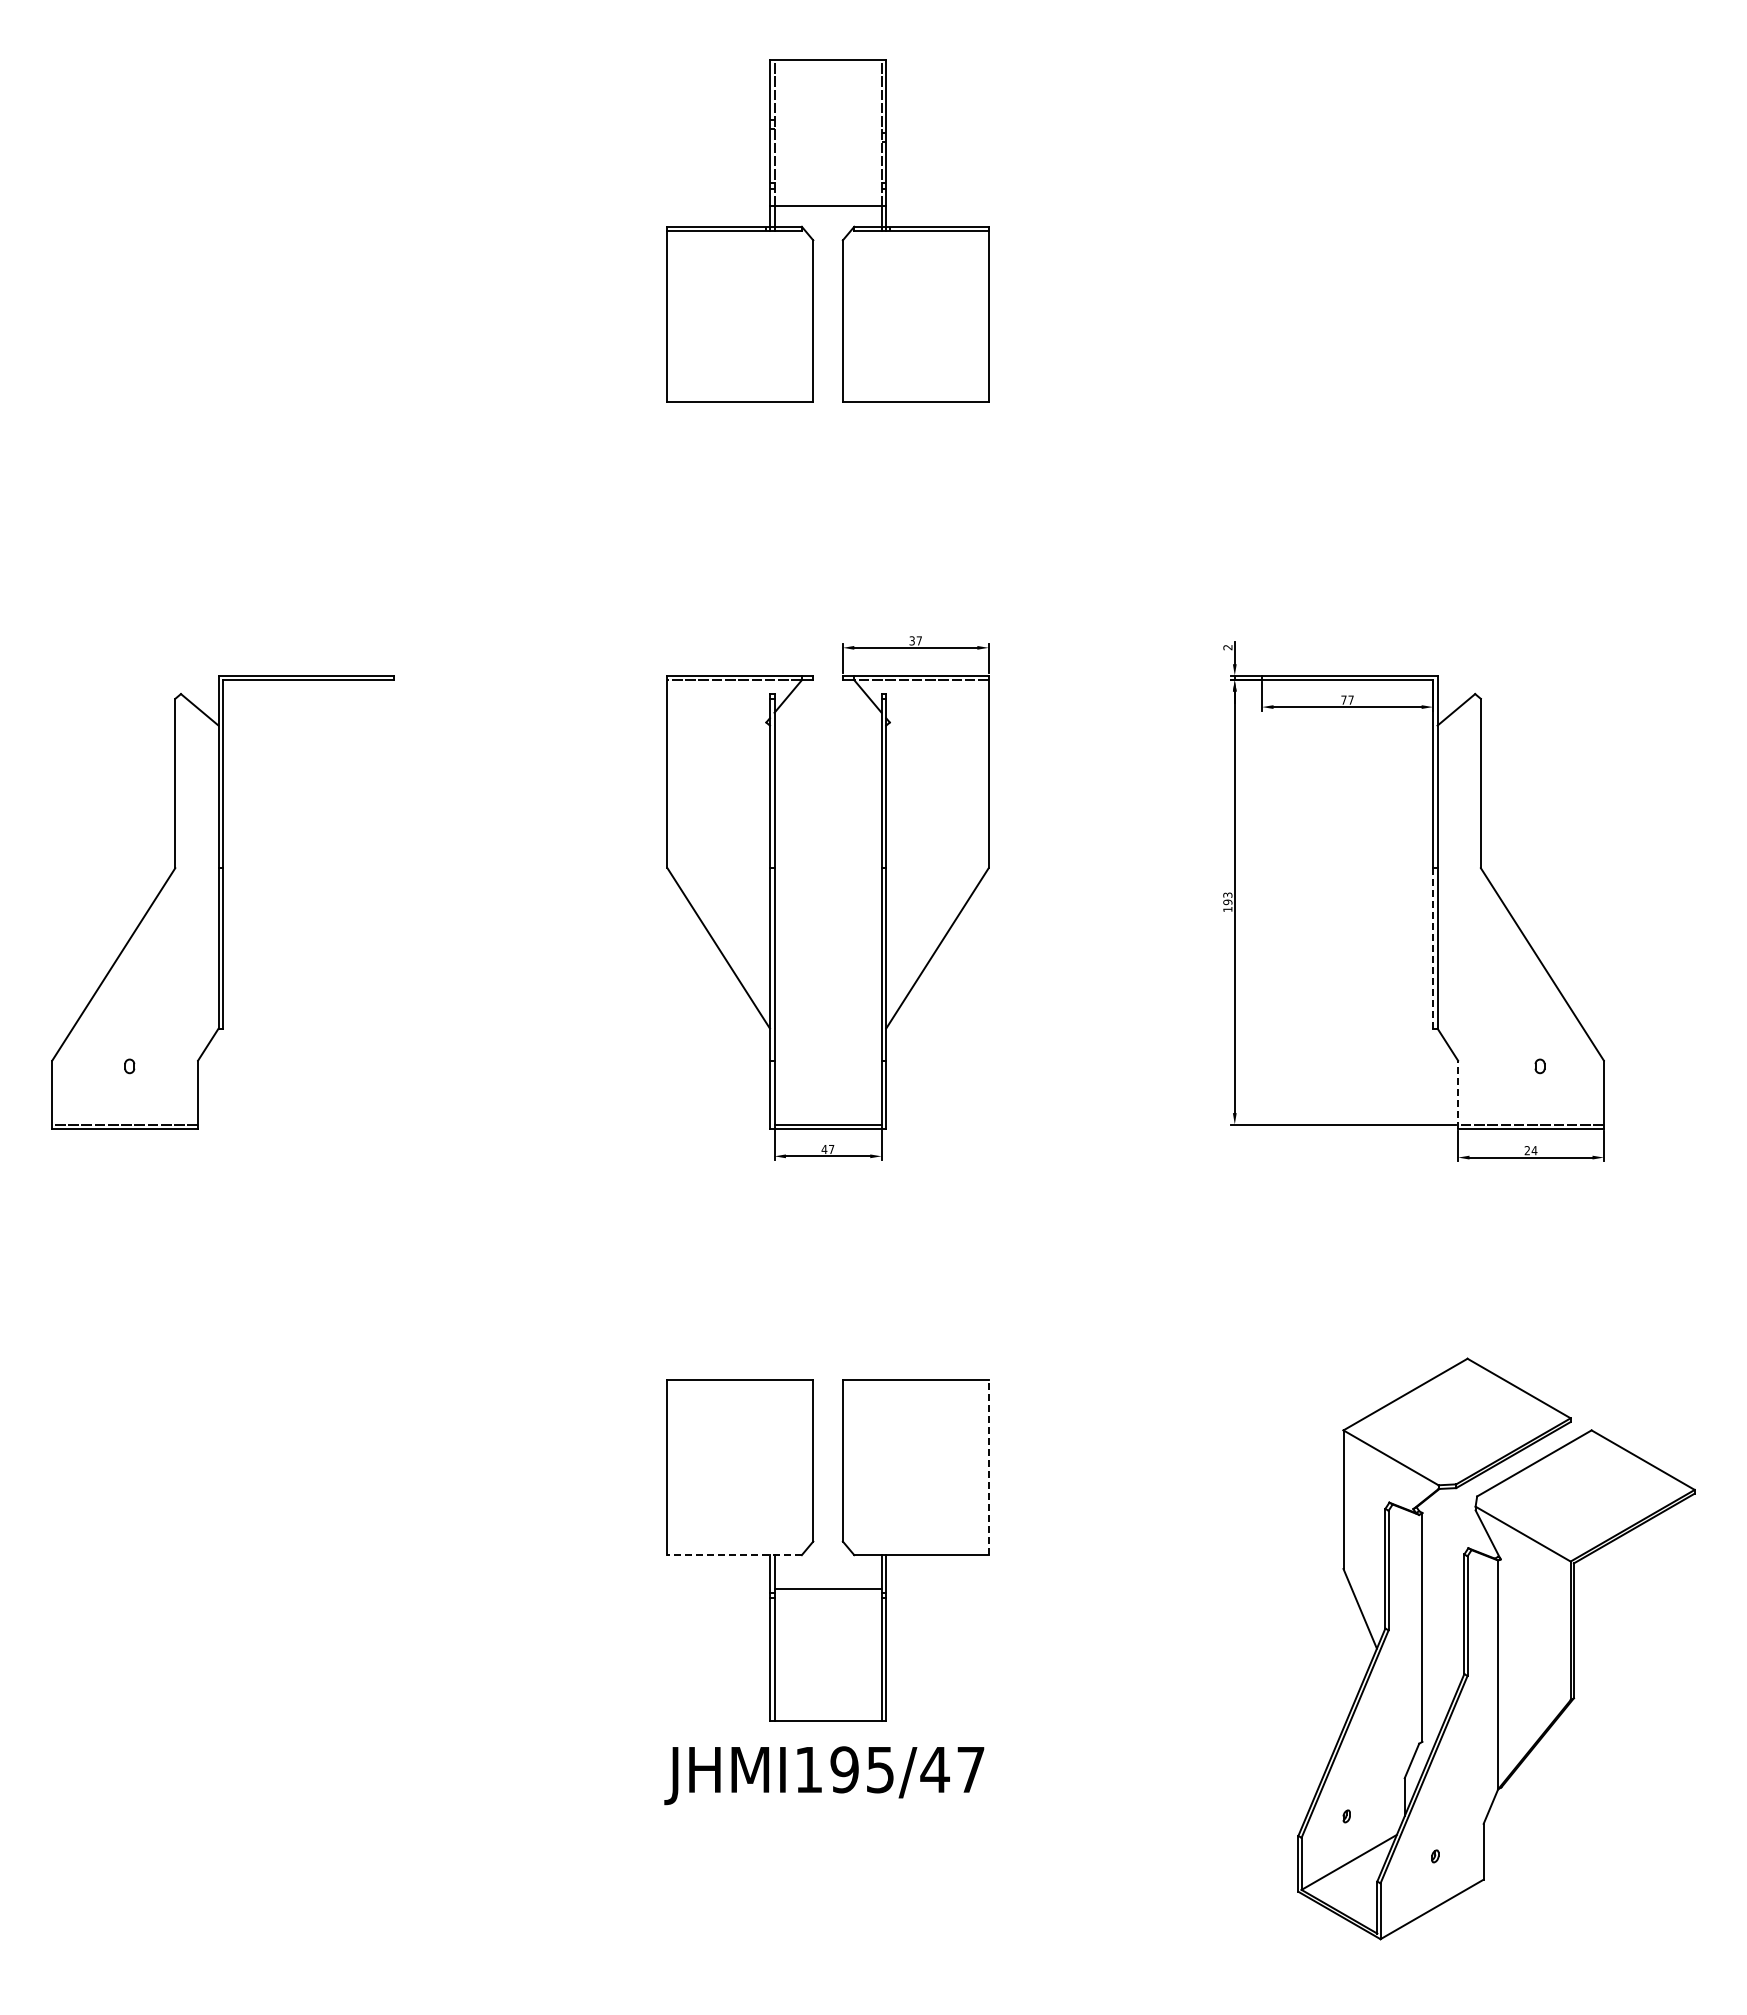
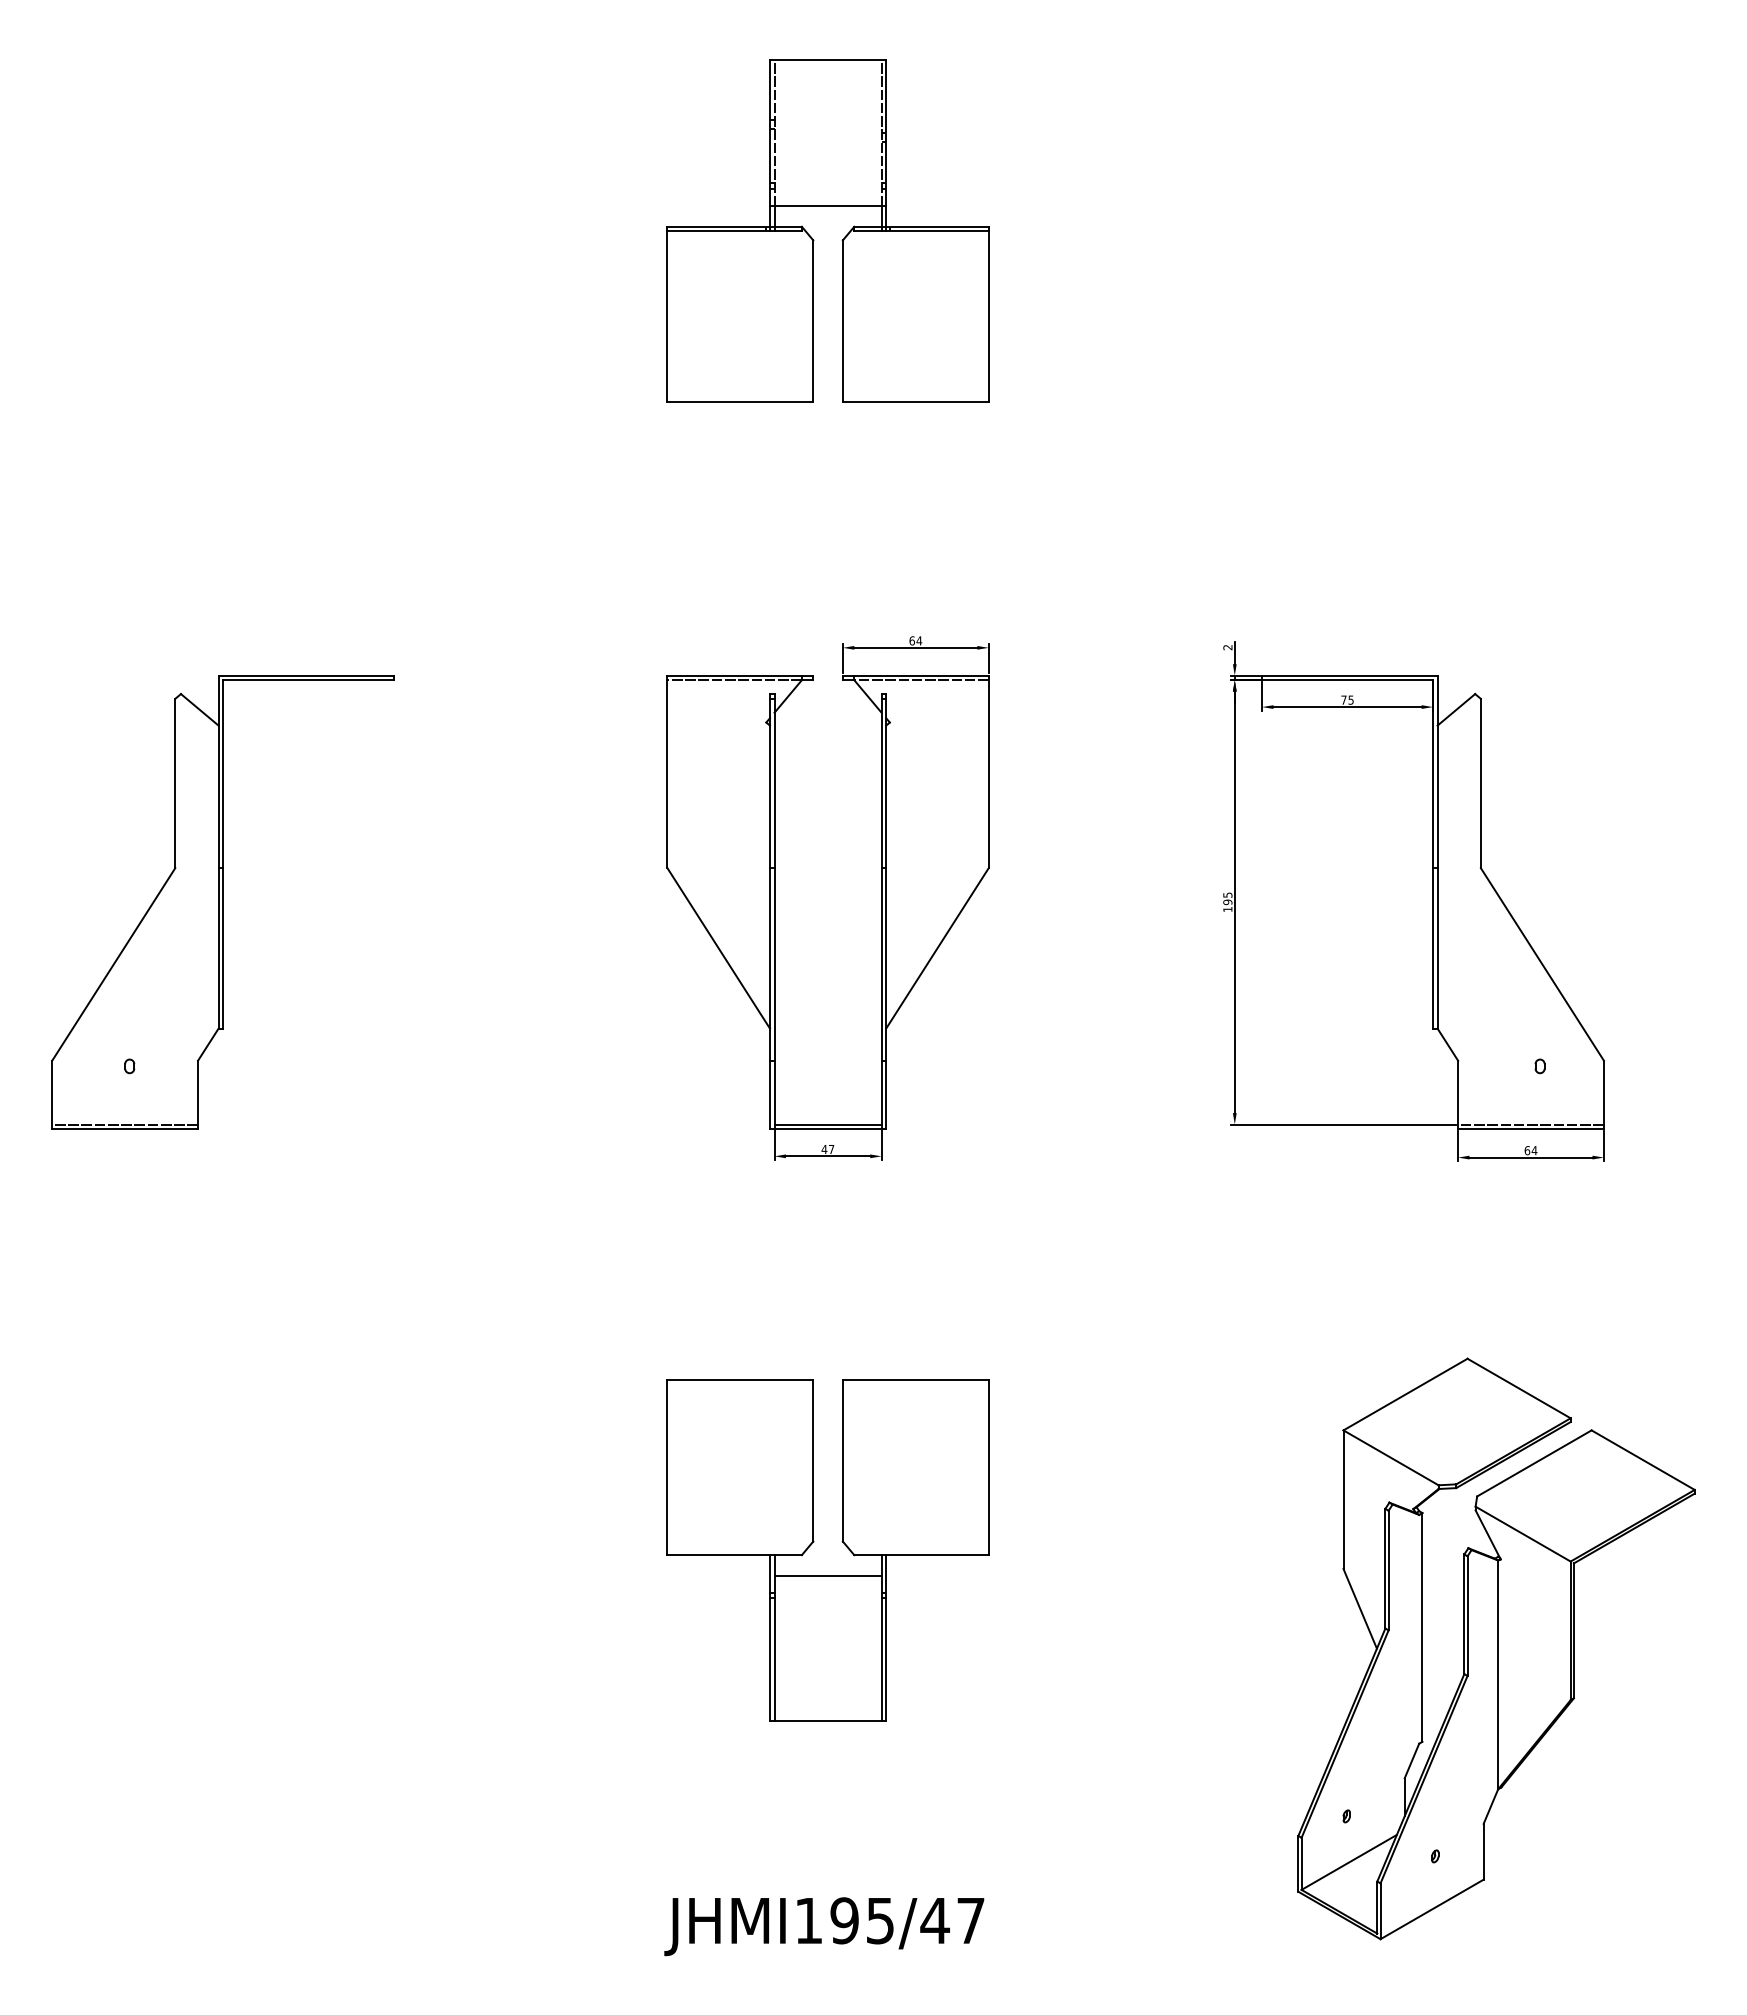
text: 37 -> 64 (915, 640)
text: 77 -> 75 (1350, 699)
text: 193 -> 195 (1227, 894)
line: dashed -> solid (1433, 948)
line: dashed -> solid (1458, 1094)
text: 24 -> 64 (1527, 1150)
line: dashed -> solid (988, 1467)
line: dashed -> solid (734, 1555)
line position: (827, 1588) -> (827, 1575) (827, 1575)
text position: (824, 1775) -> (824, 1926) (824, 1926)
